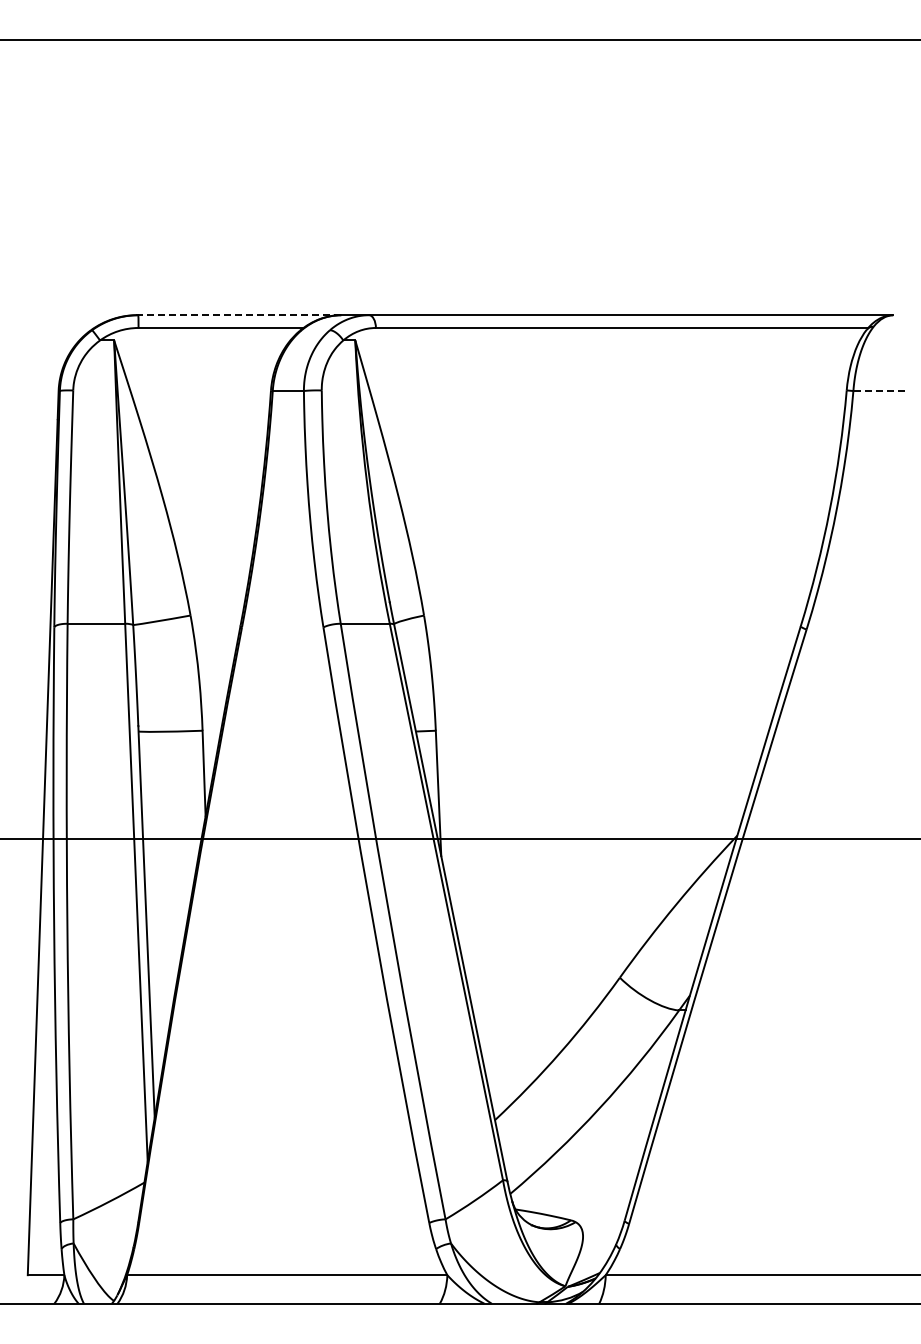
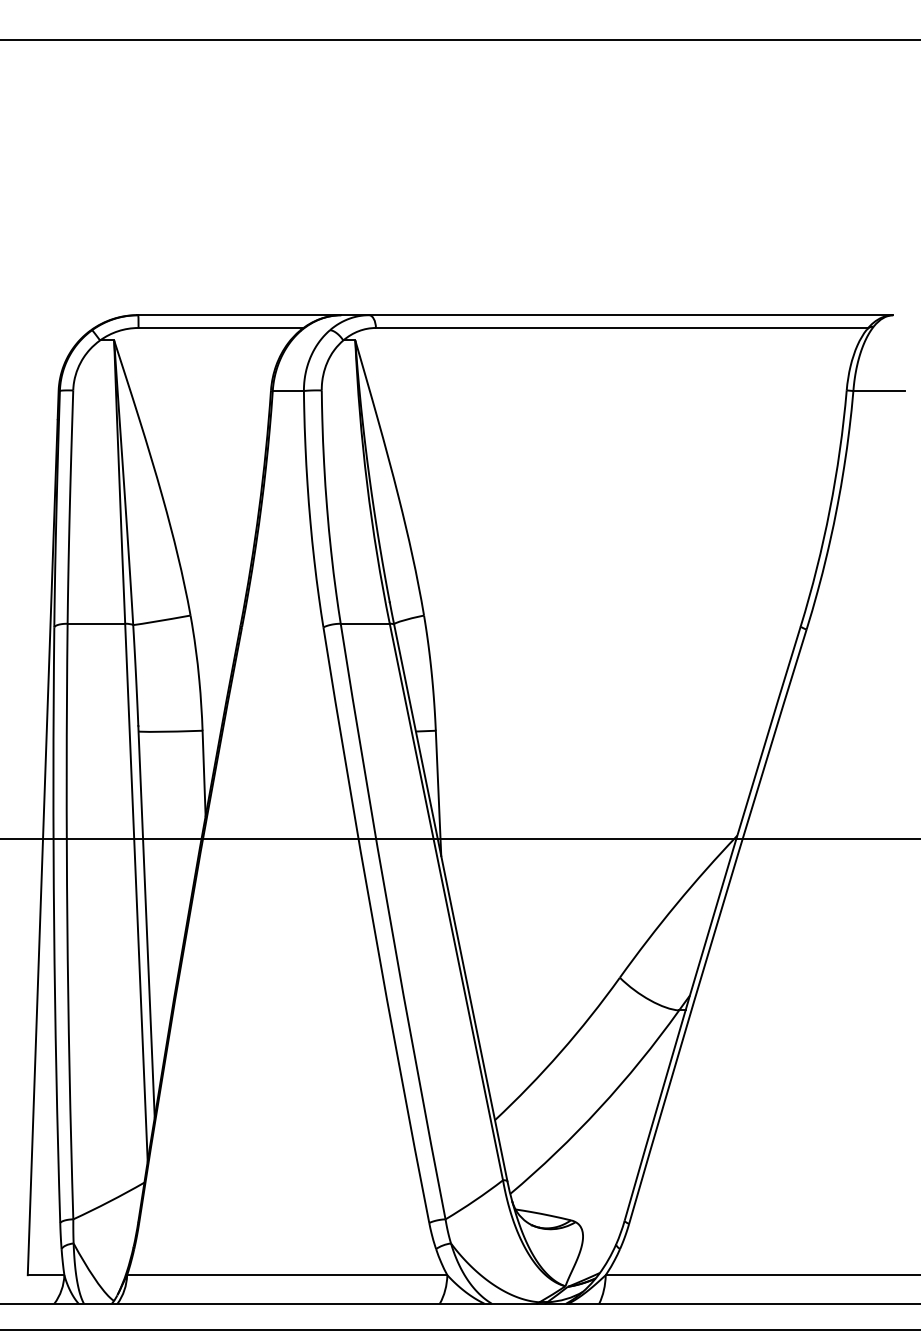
line: dashed -> solid (239, 315)
line: dashed -> solid (879, 391)
line: none -> present (459, 1329)
